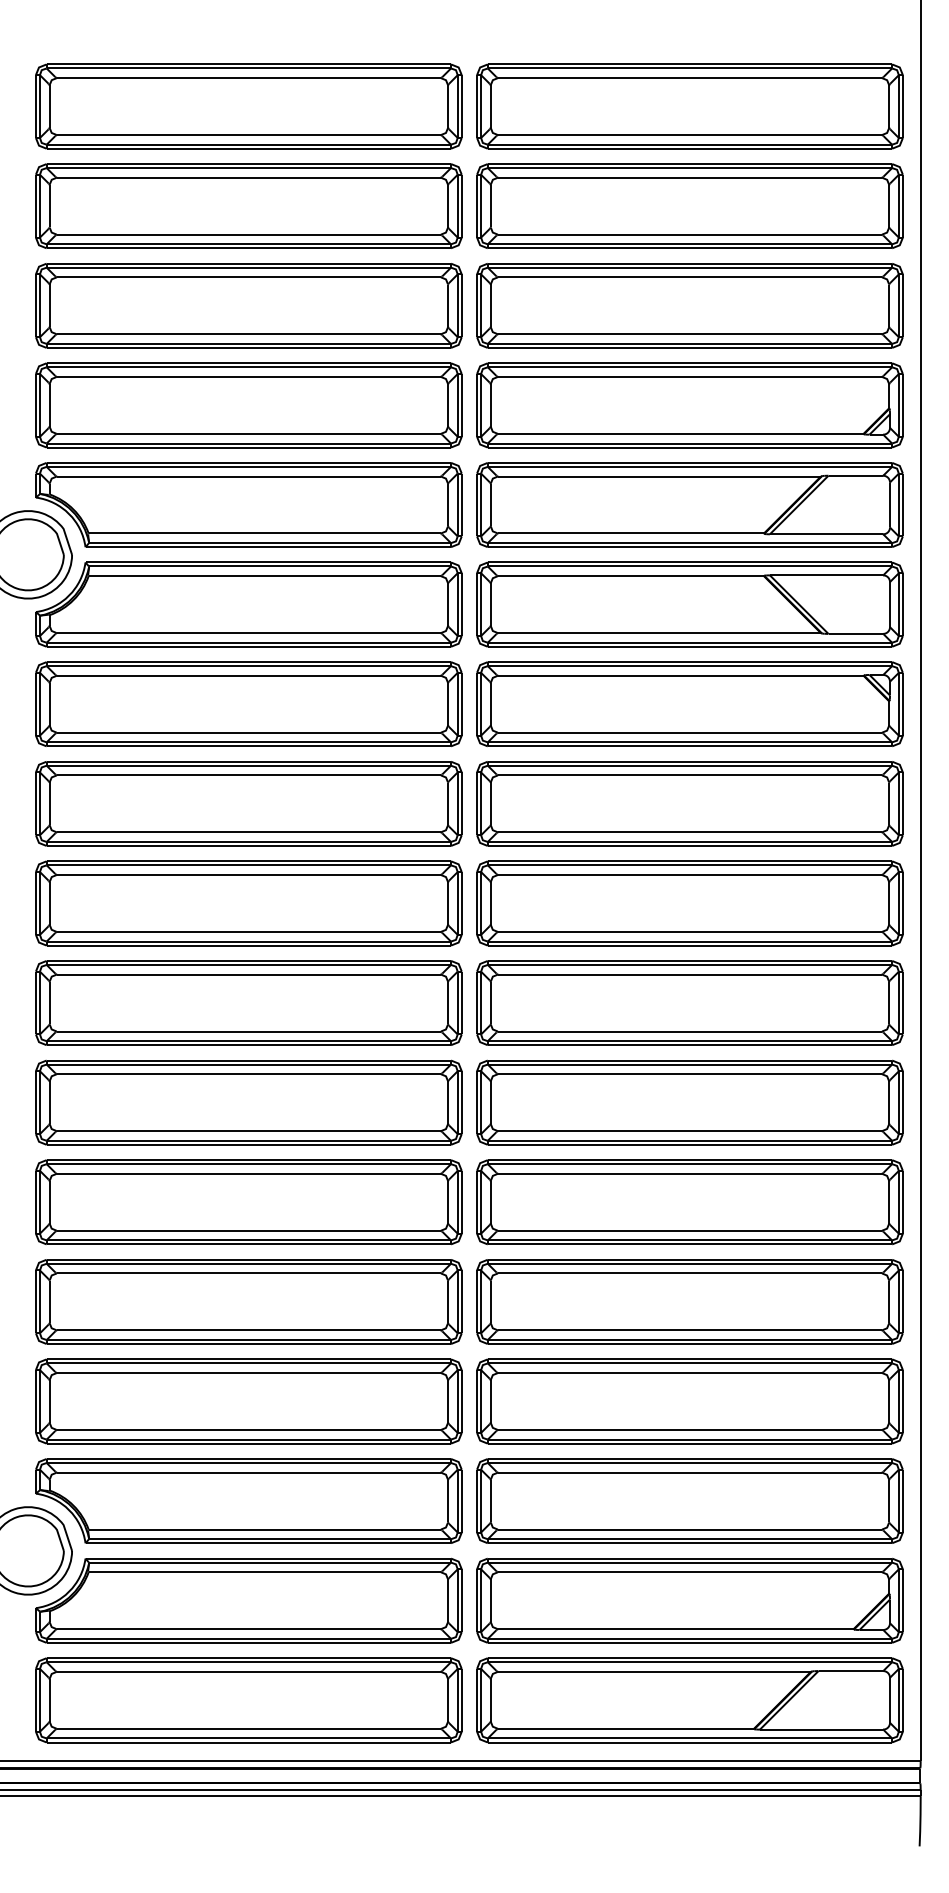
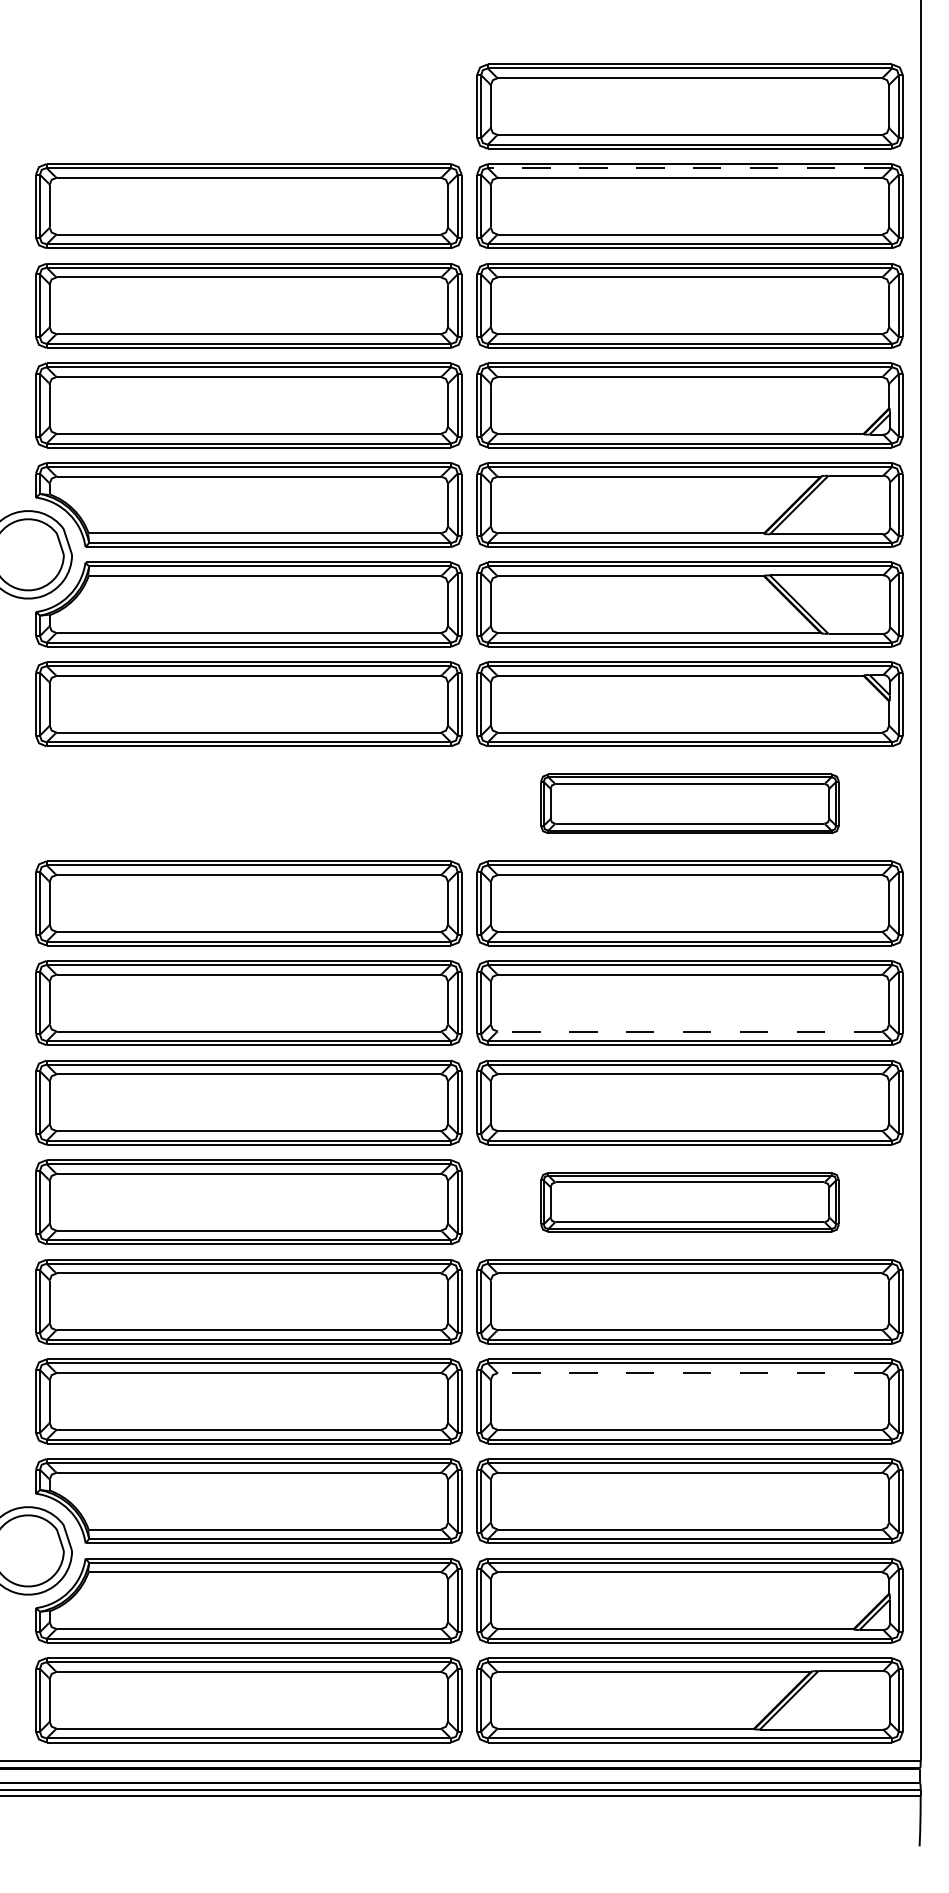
part: present -> none (248, 106)
line: solid -> dashed (689, 168)
part: present -> none (248, 803)
part size: 428x86 px -> 300x61 px (689, 803)
line: solid -> dashed (689, 1031)
part size: 428x87 px -> 300x61 px (689, 1202)
line: solid -> dashed (689, 1373)
